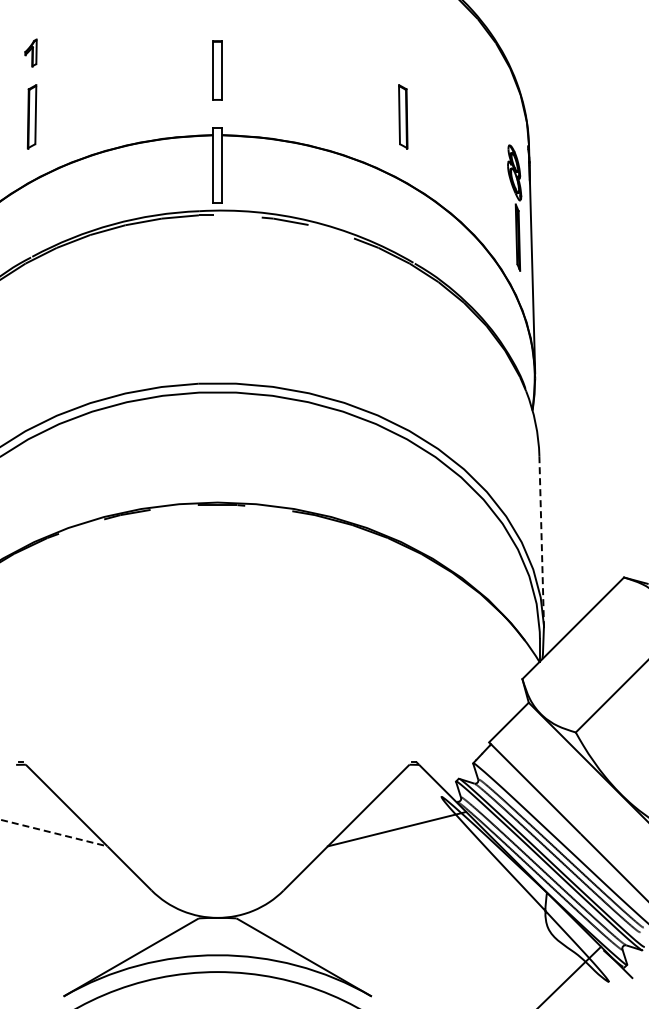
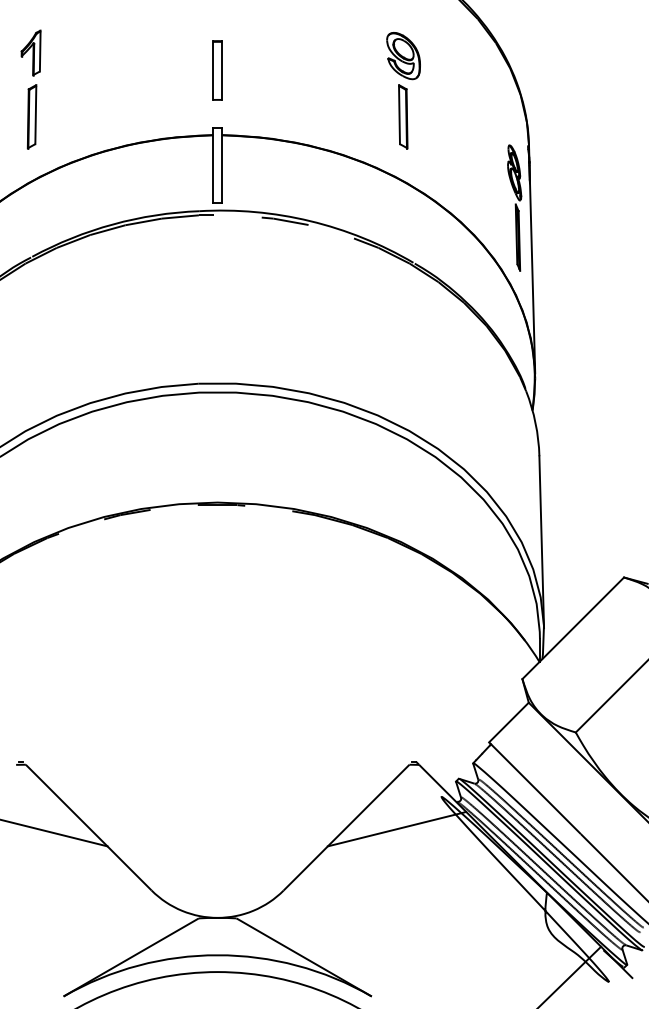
part size: 14x30 px -> 22x48 px (30, 52)
part: none -> present (403, 56)
line: dashed -> solid (541, 542)
line: dashed -> solid (54, 833)
